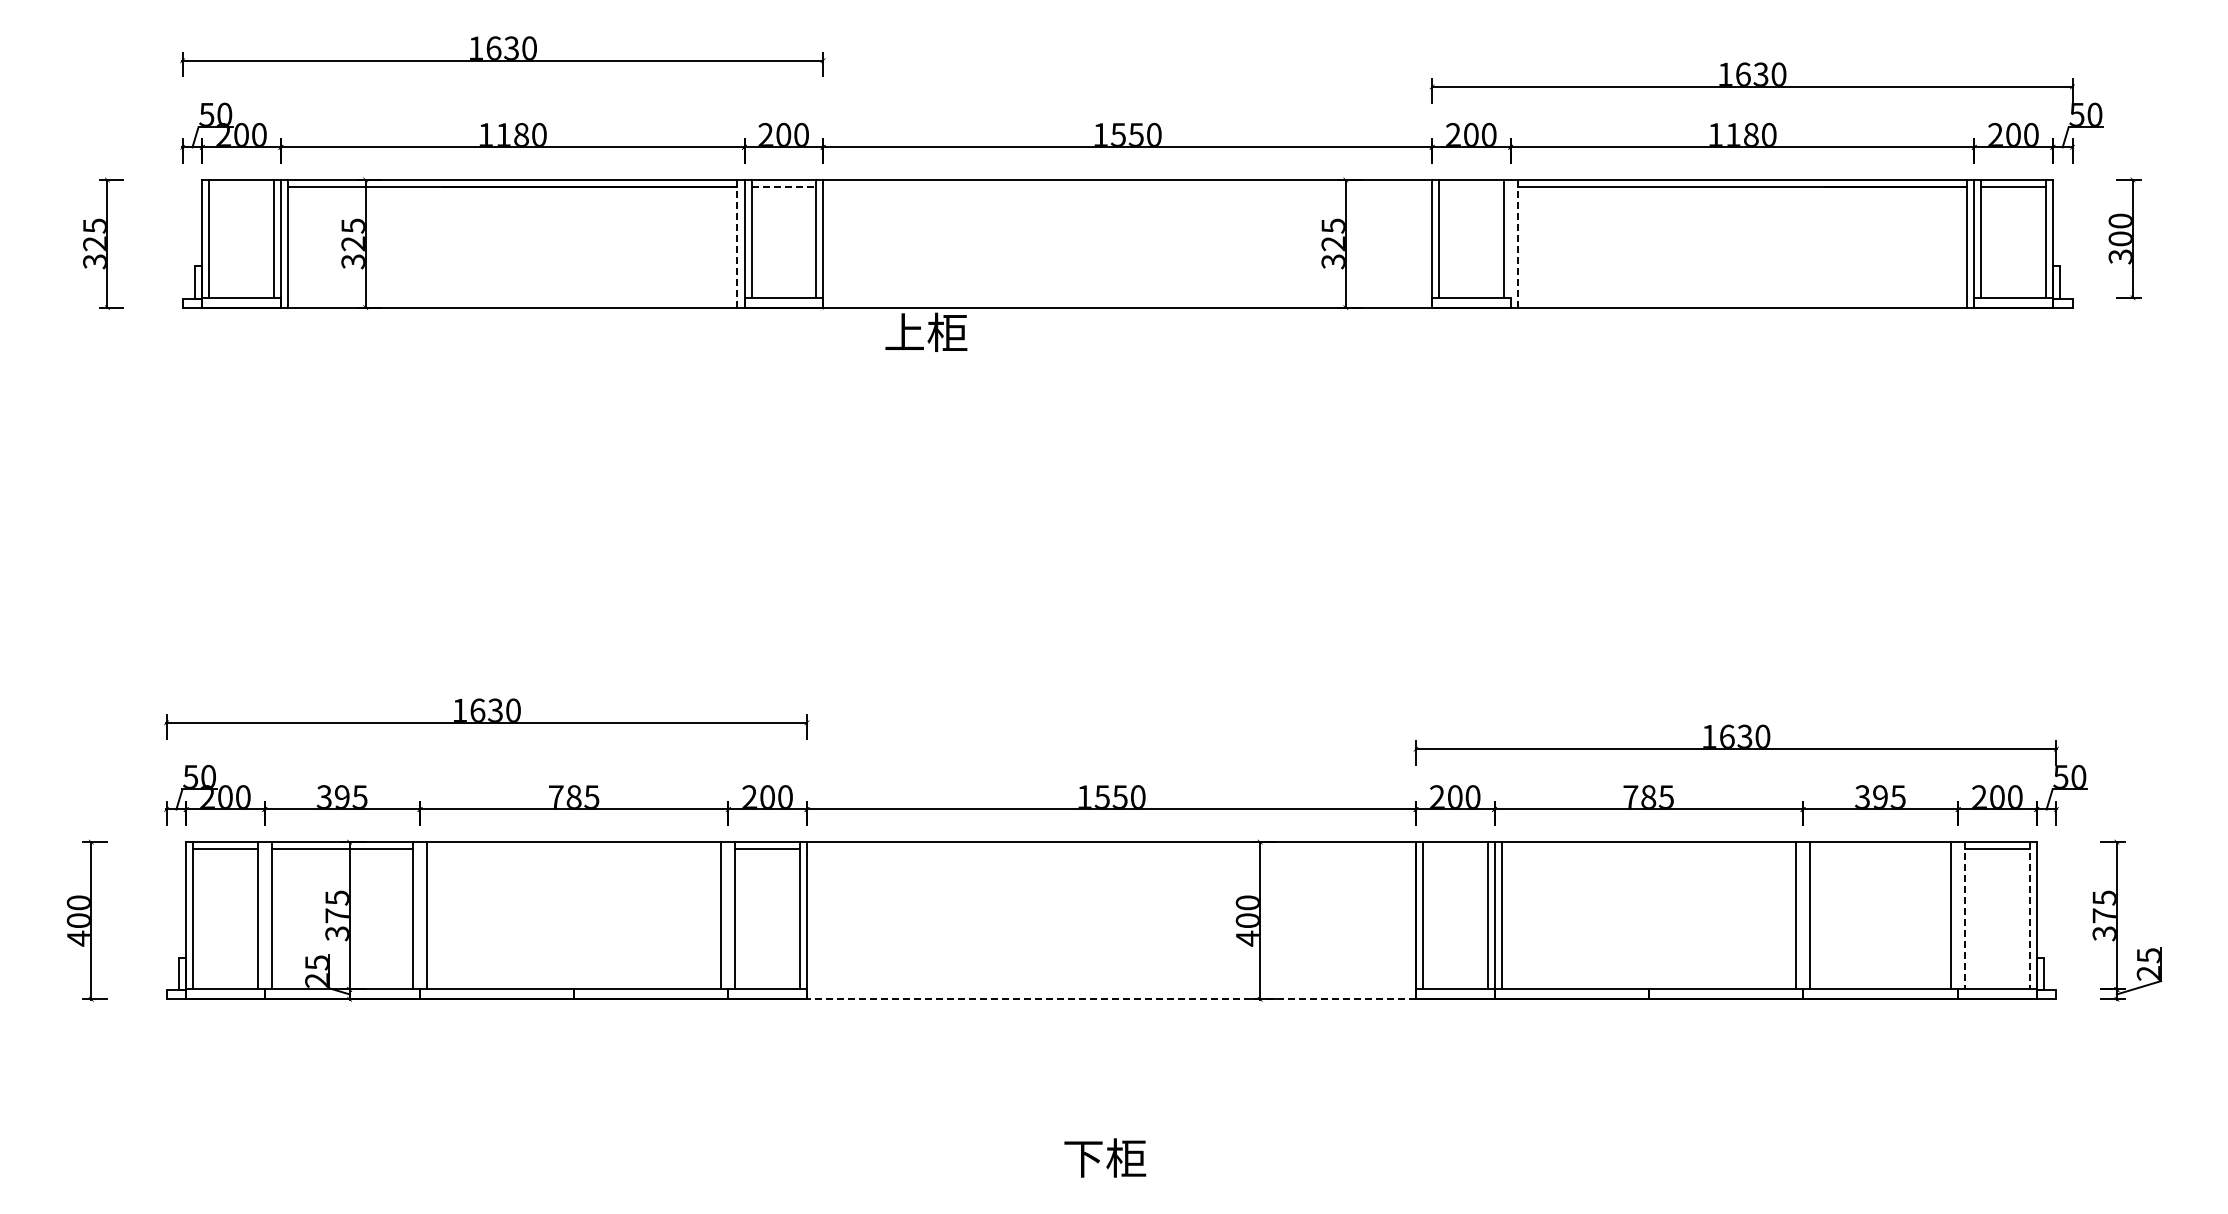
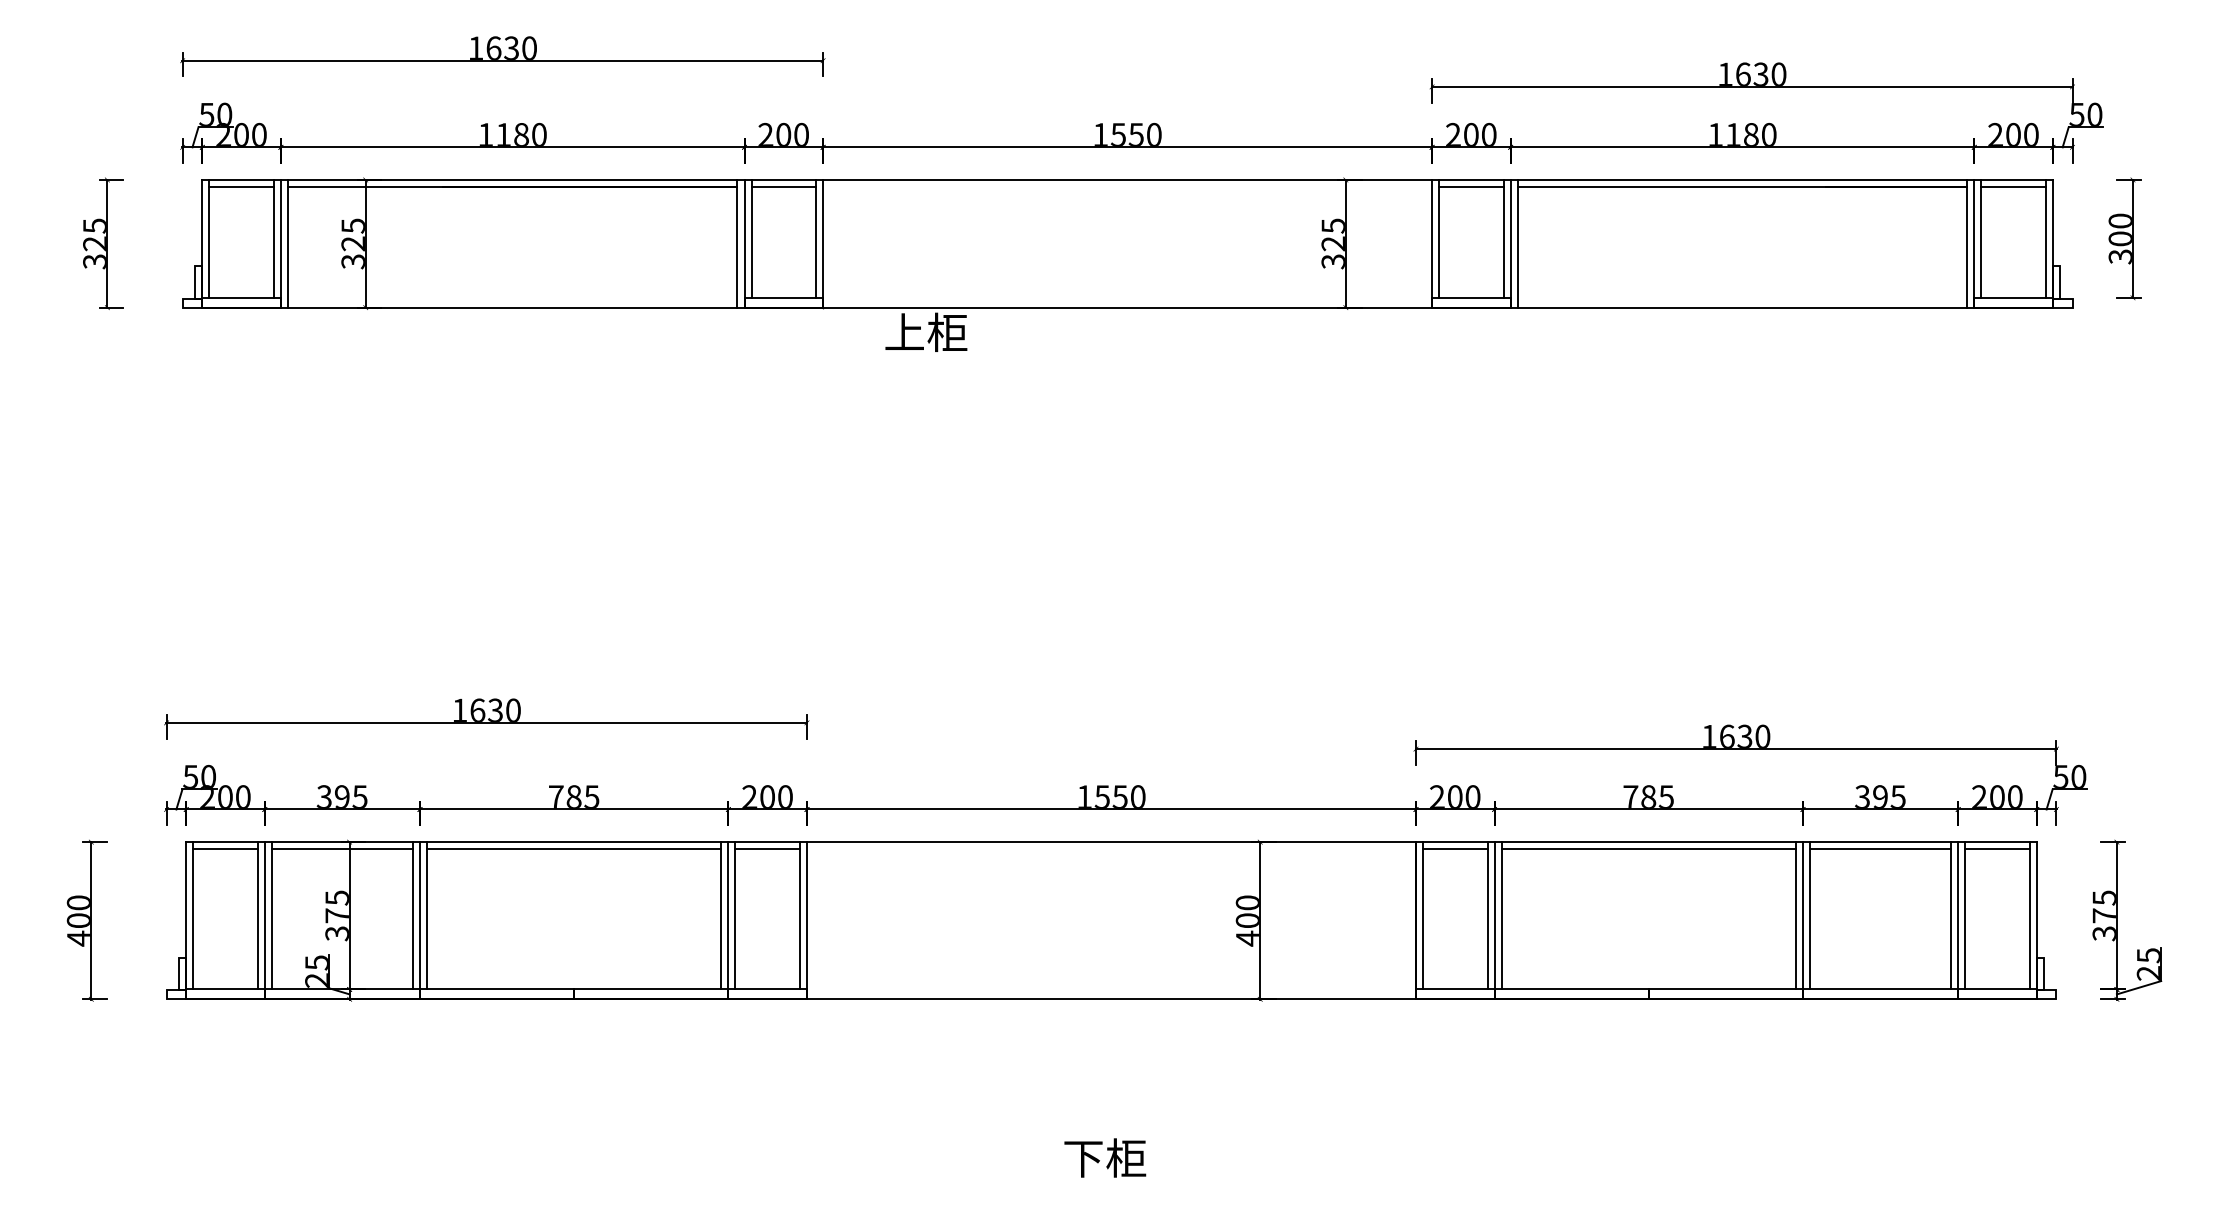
line: none -> present (241, 187)
line: dashed -> solid (784, 187)
line: none -> present (1471, 187)
line: dashed -> solid (737, 243)
line: none -> present (1510, 243)
line: dashed -> solid (1517, 243)
line: none -> present (574, 849)
line: none -> present (1455, 849)
line: none -> present (1648, 849)
line: none -> present (1880, 849)
line: dashed -> solid (1965, 915)
line: dashed -> solid (2029, 915)
line: none -> present (264, 920)
line: none -> present (420, 920)
line: none -> present (728, 920)
line: none -> present (1802, 920)
line: none -> present (1958, 920)
line: dashed -> solid (1110, 999)
